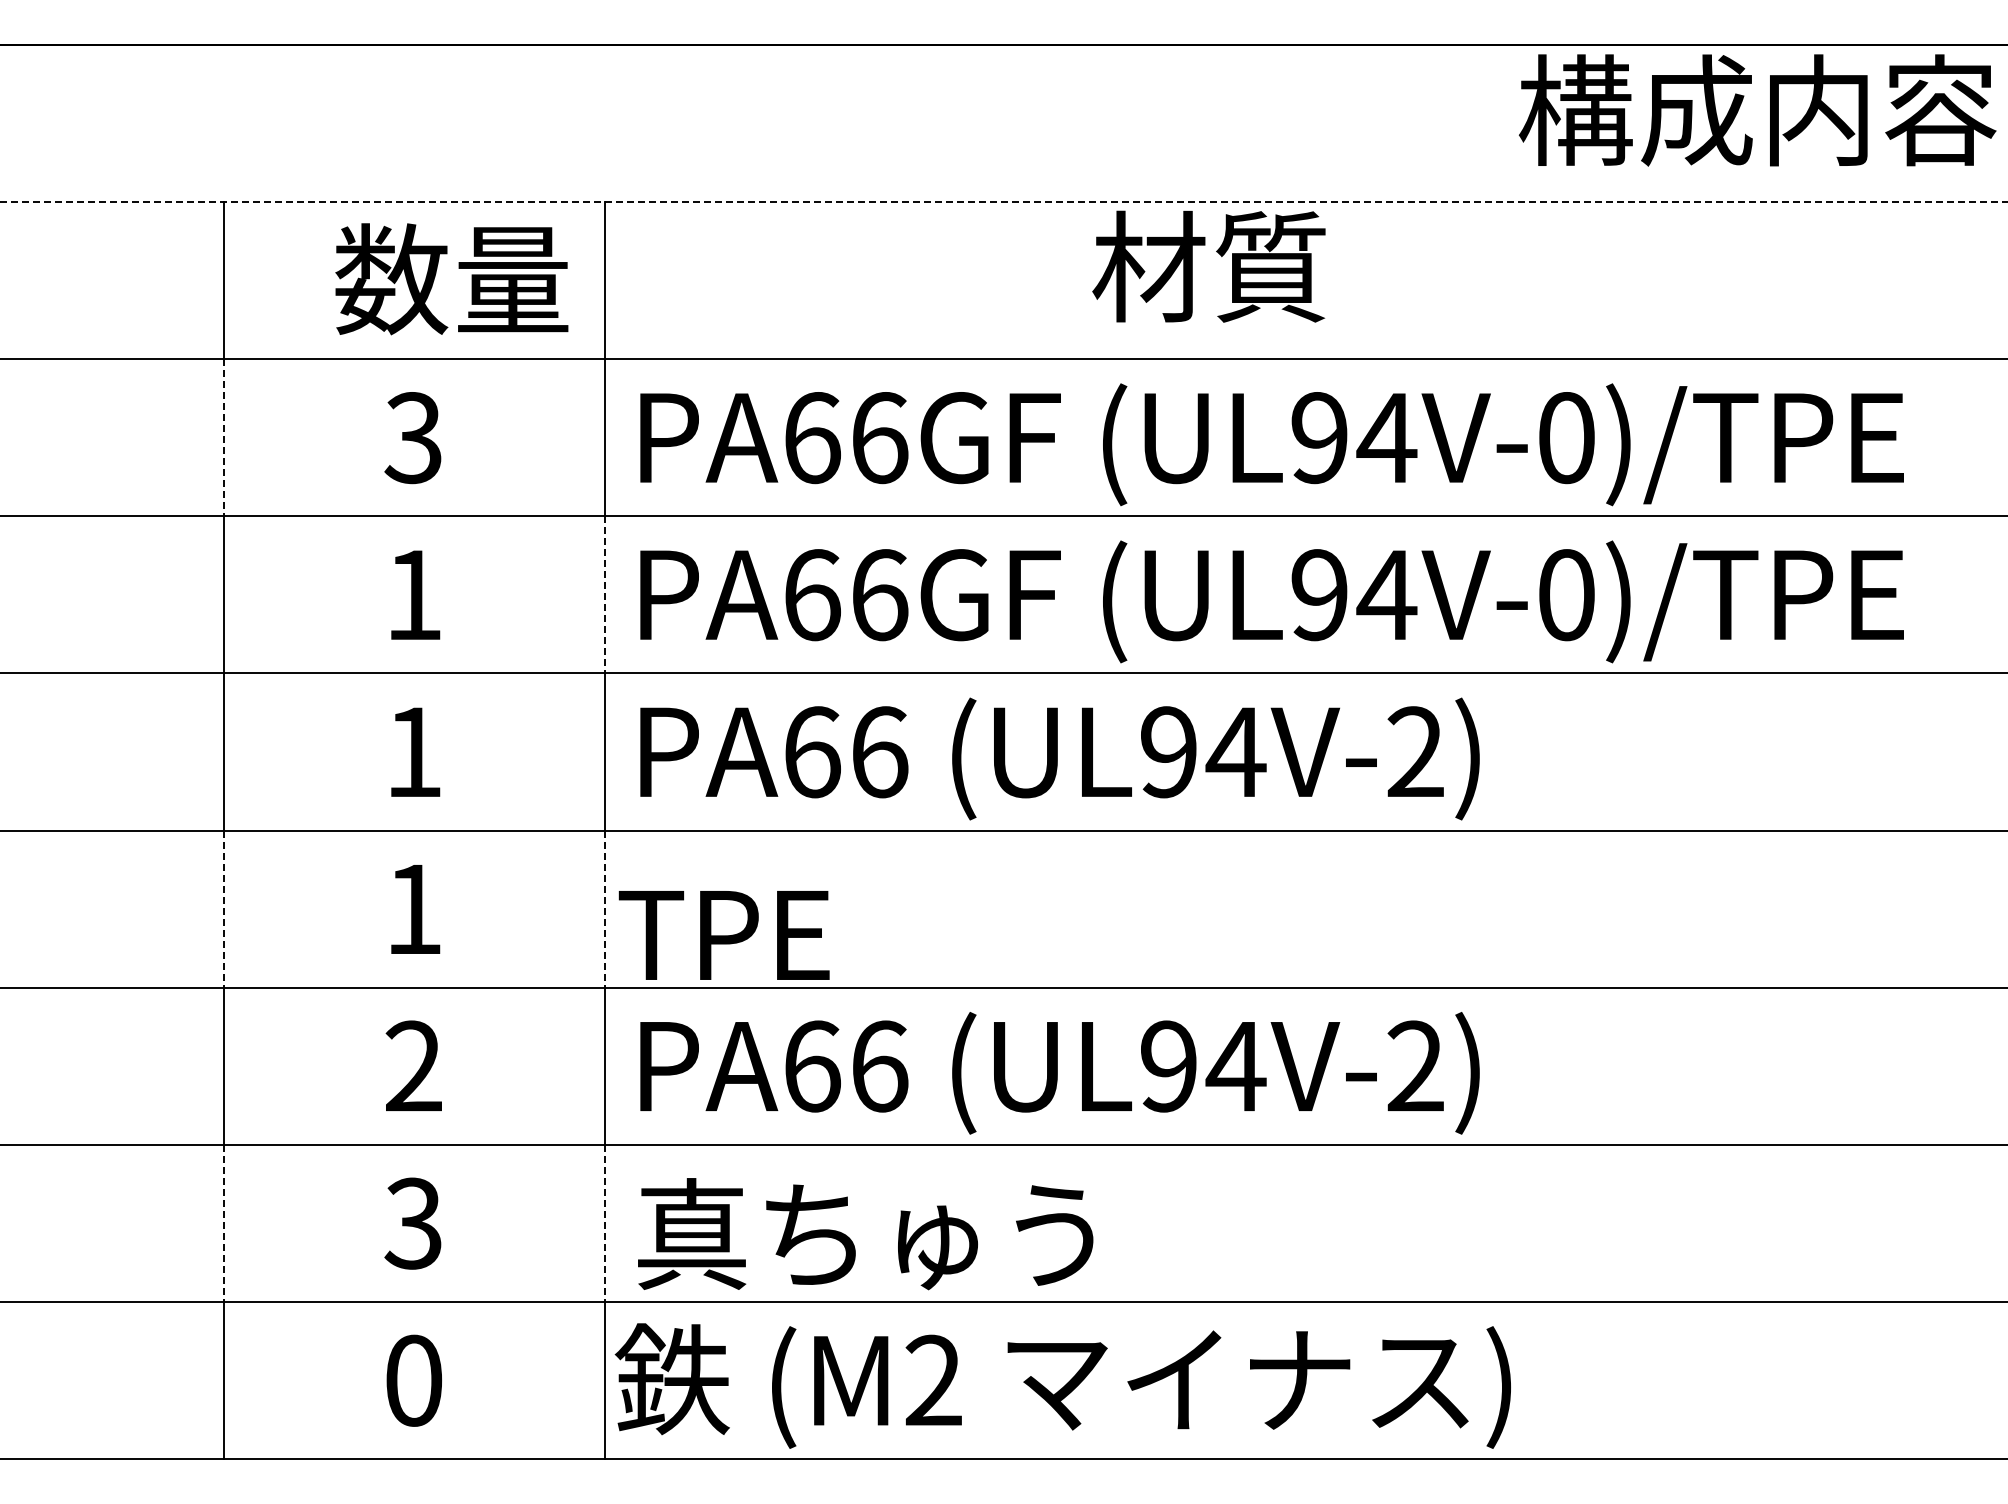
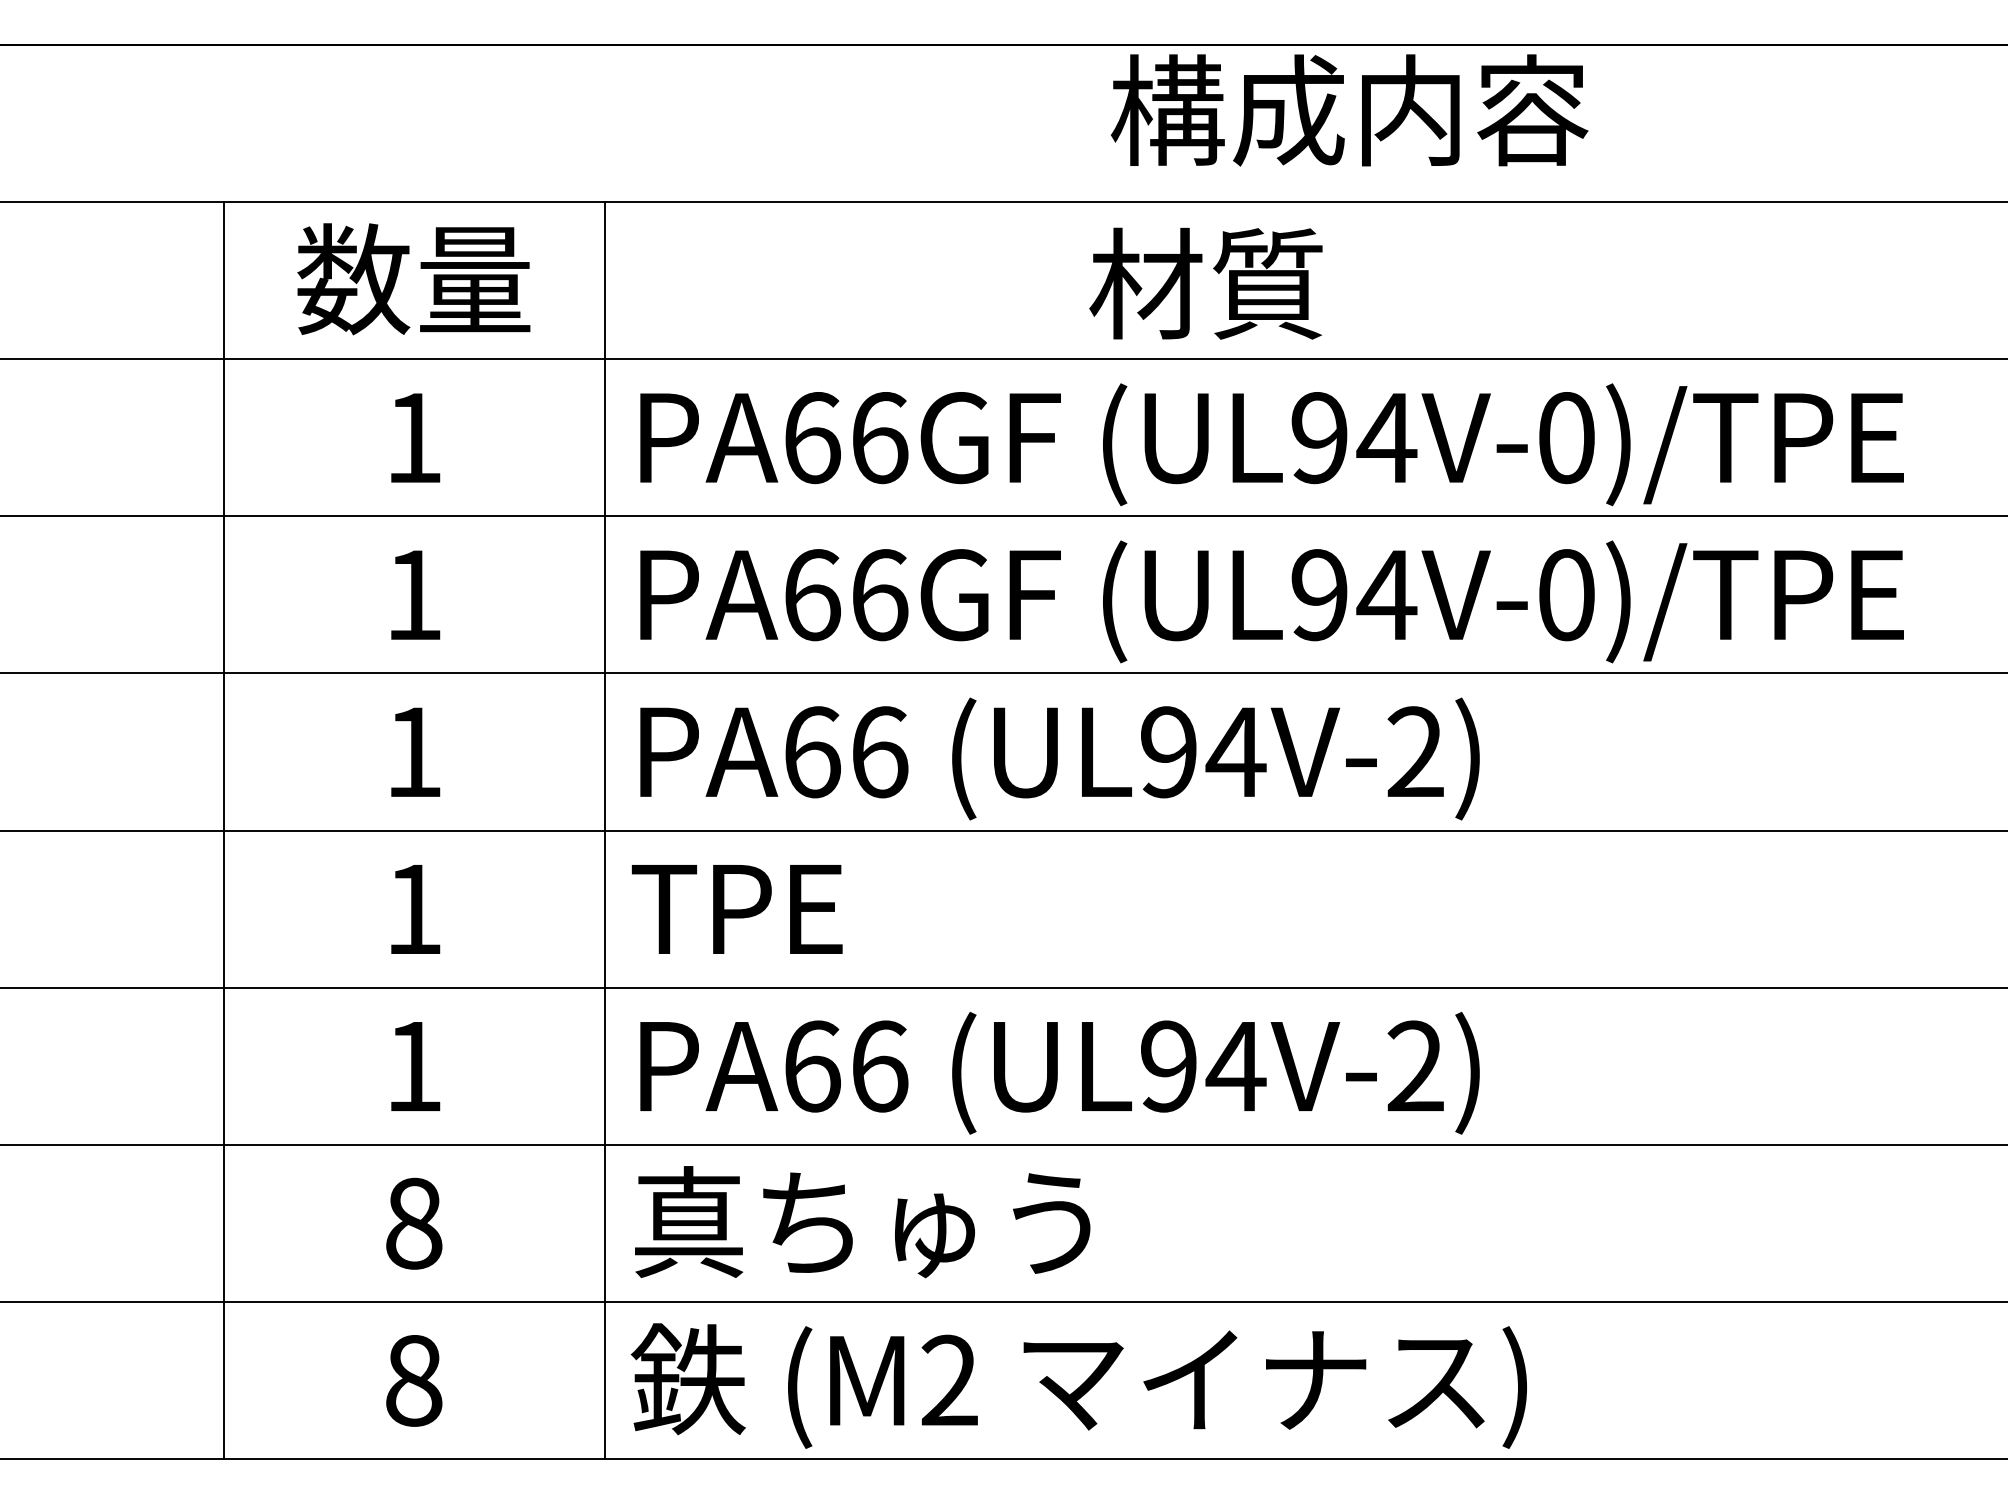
text position: (1757, 110) -> (1349, 110) (1349, 110)
line: dashed -> solid (1004, 202)
text position: (1208, 266) -> (1205, 283) (1205, 283)
text position: (451, 279) -> (413, 279) (413, 279)
line: dashed -> solid (223, 437)
text: 3 -> 1 (412, 438)
line: dashed -> solid (605, 594)
line: dashed -> solid (223, 909)
line: dashed -> solid (605, 909)
text position: (723, 935) -> (736, 909) (736, 909)
text: 2 -> 1 (413, 1065)
line: dashed -> solid (223, 1223)
text: 3 -> 8 (413, 1223)
line: dashed -> solid (605, 1223)
text position: (865, 1234) -> (862, 1222) (862, 1222)
text: 0 -> 8 (414, 1380)
text position: (1062, 1385) -> (1078, 1385) (1078, 1385)
